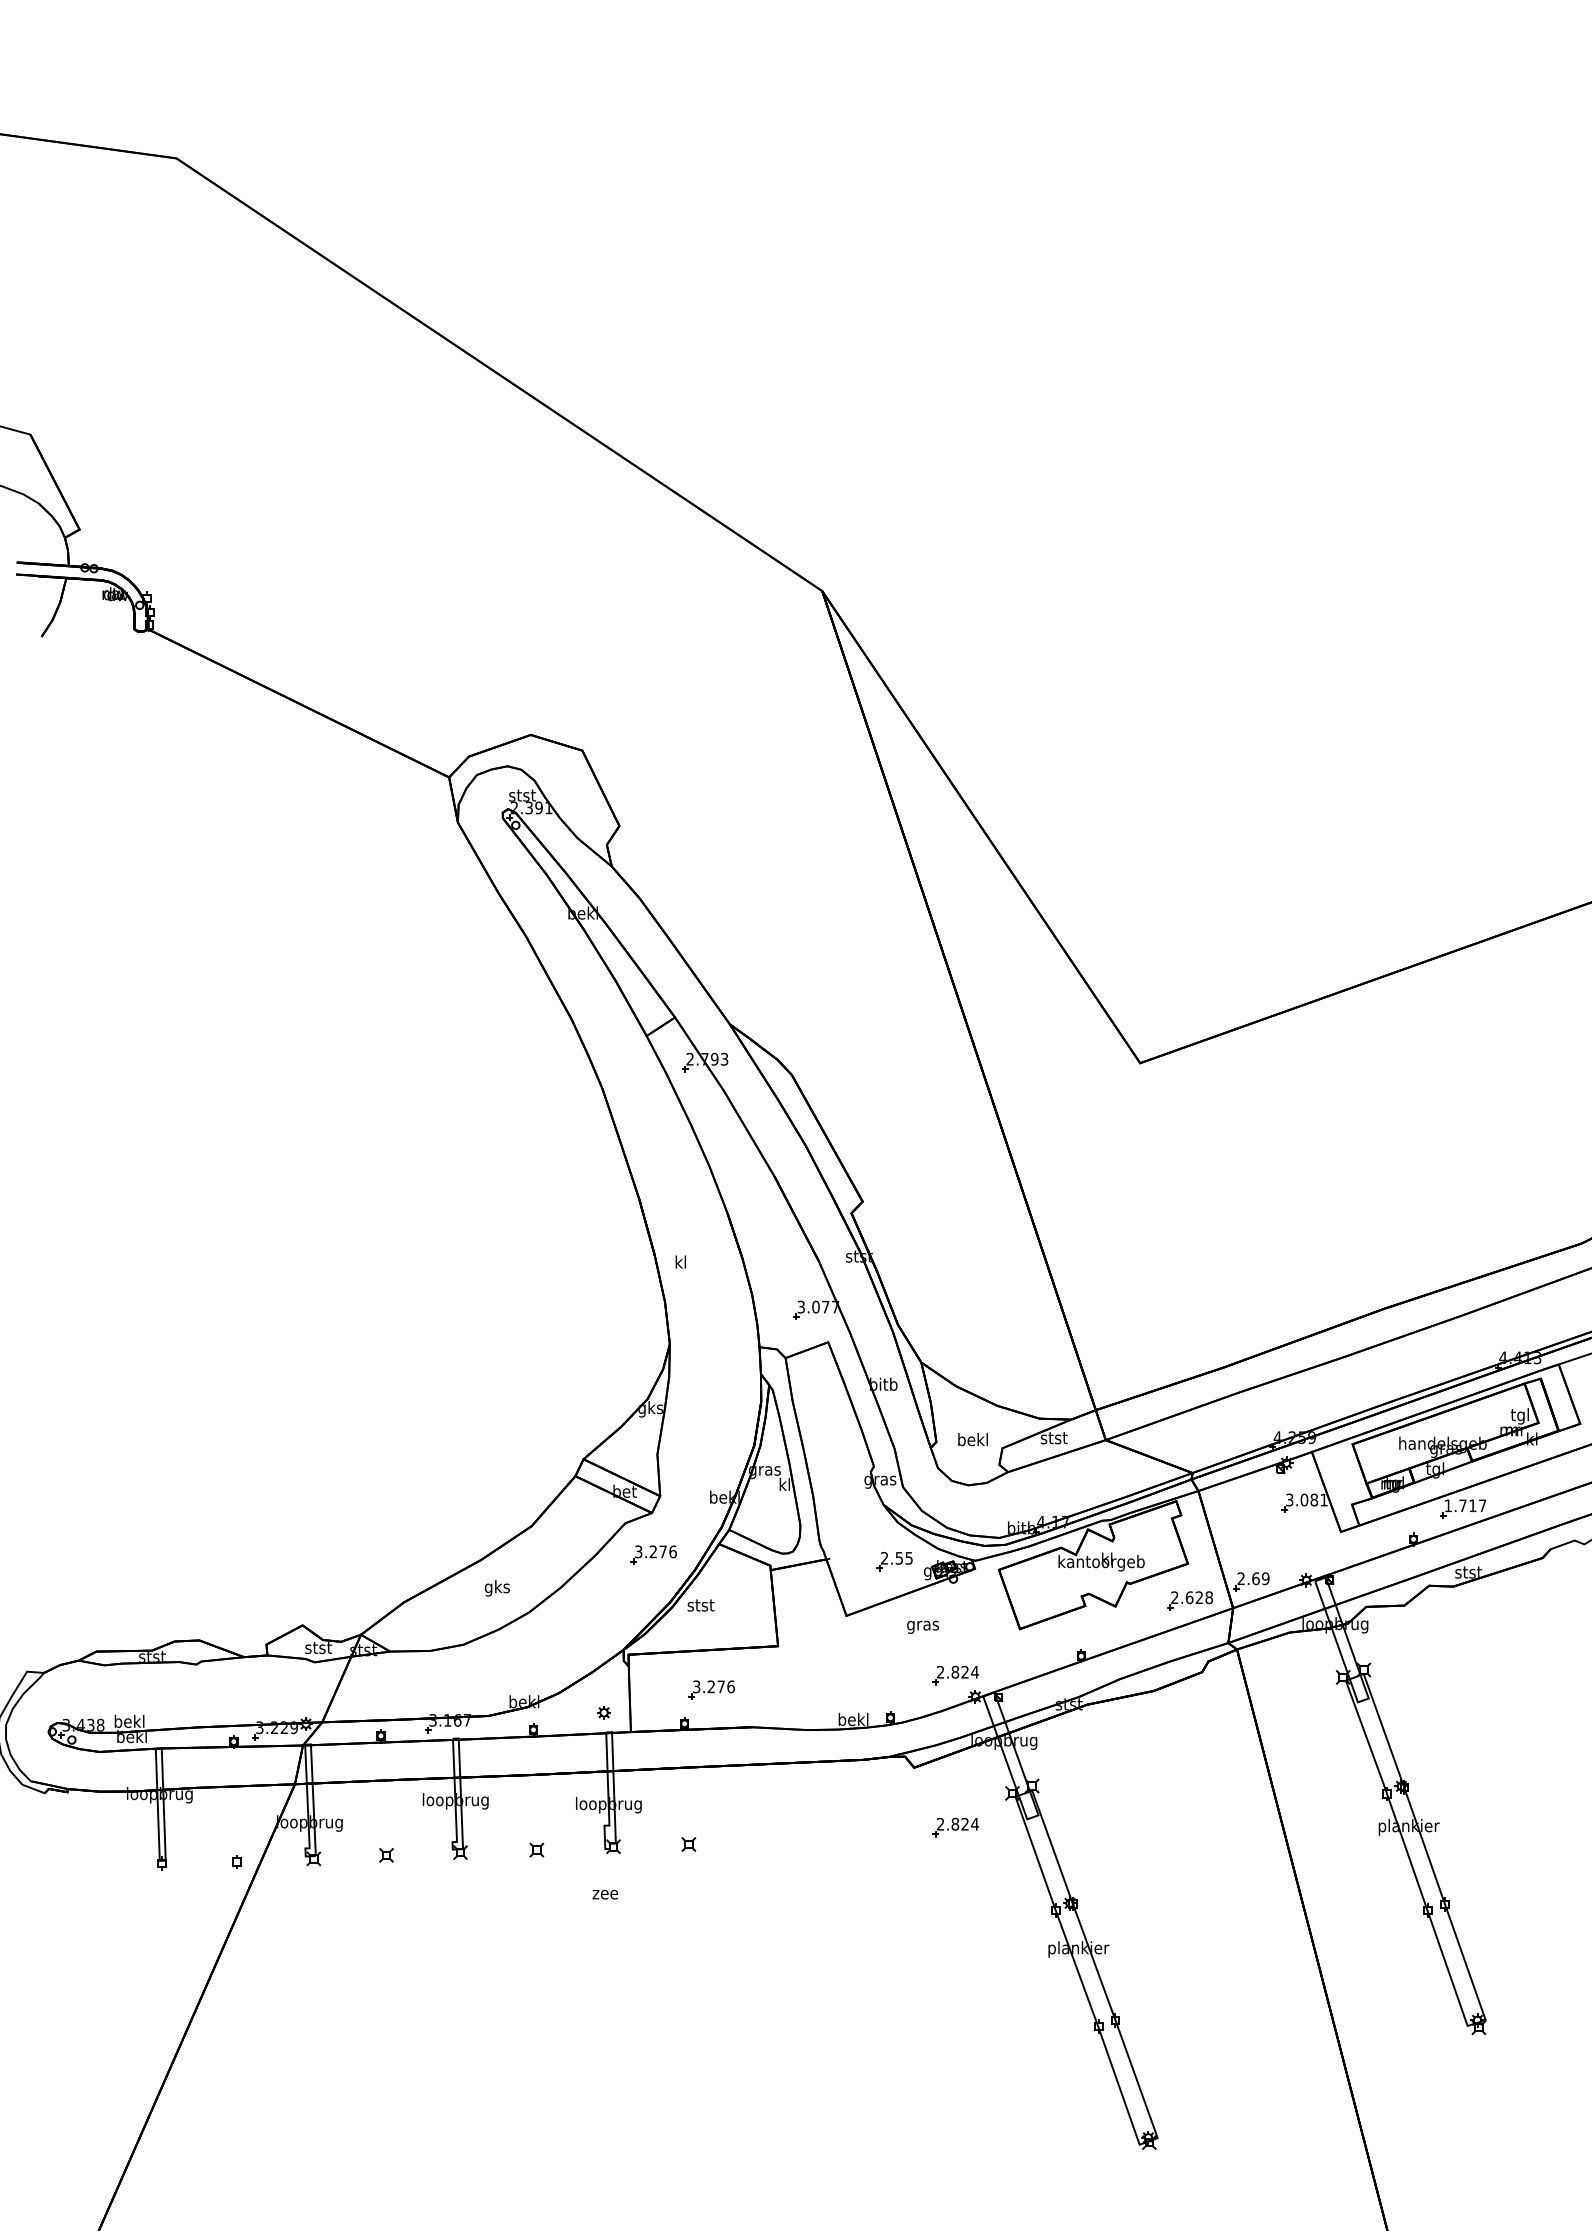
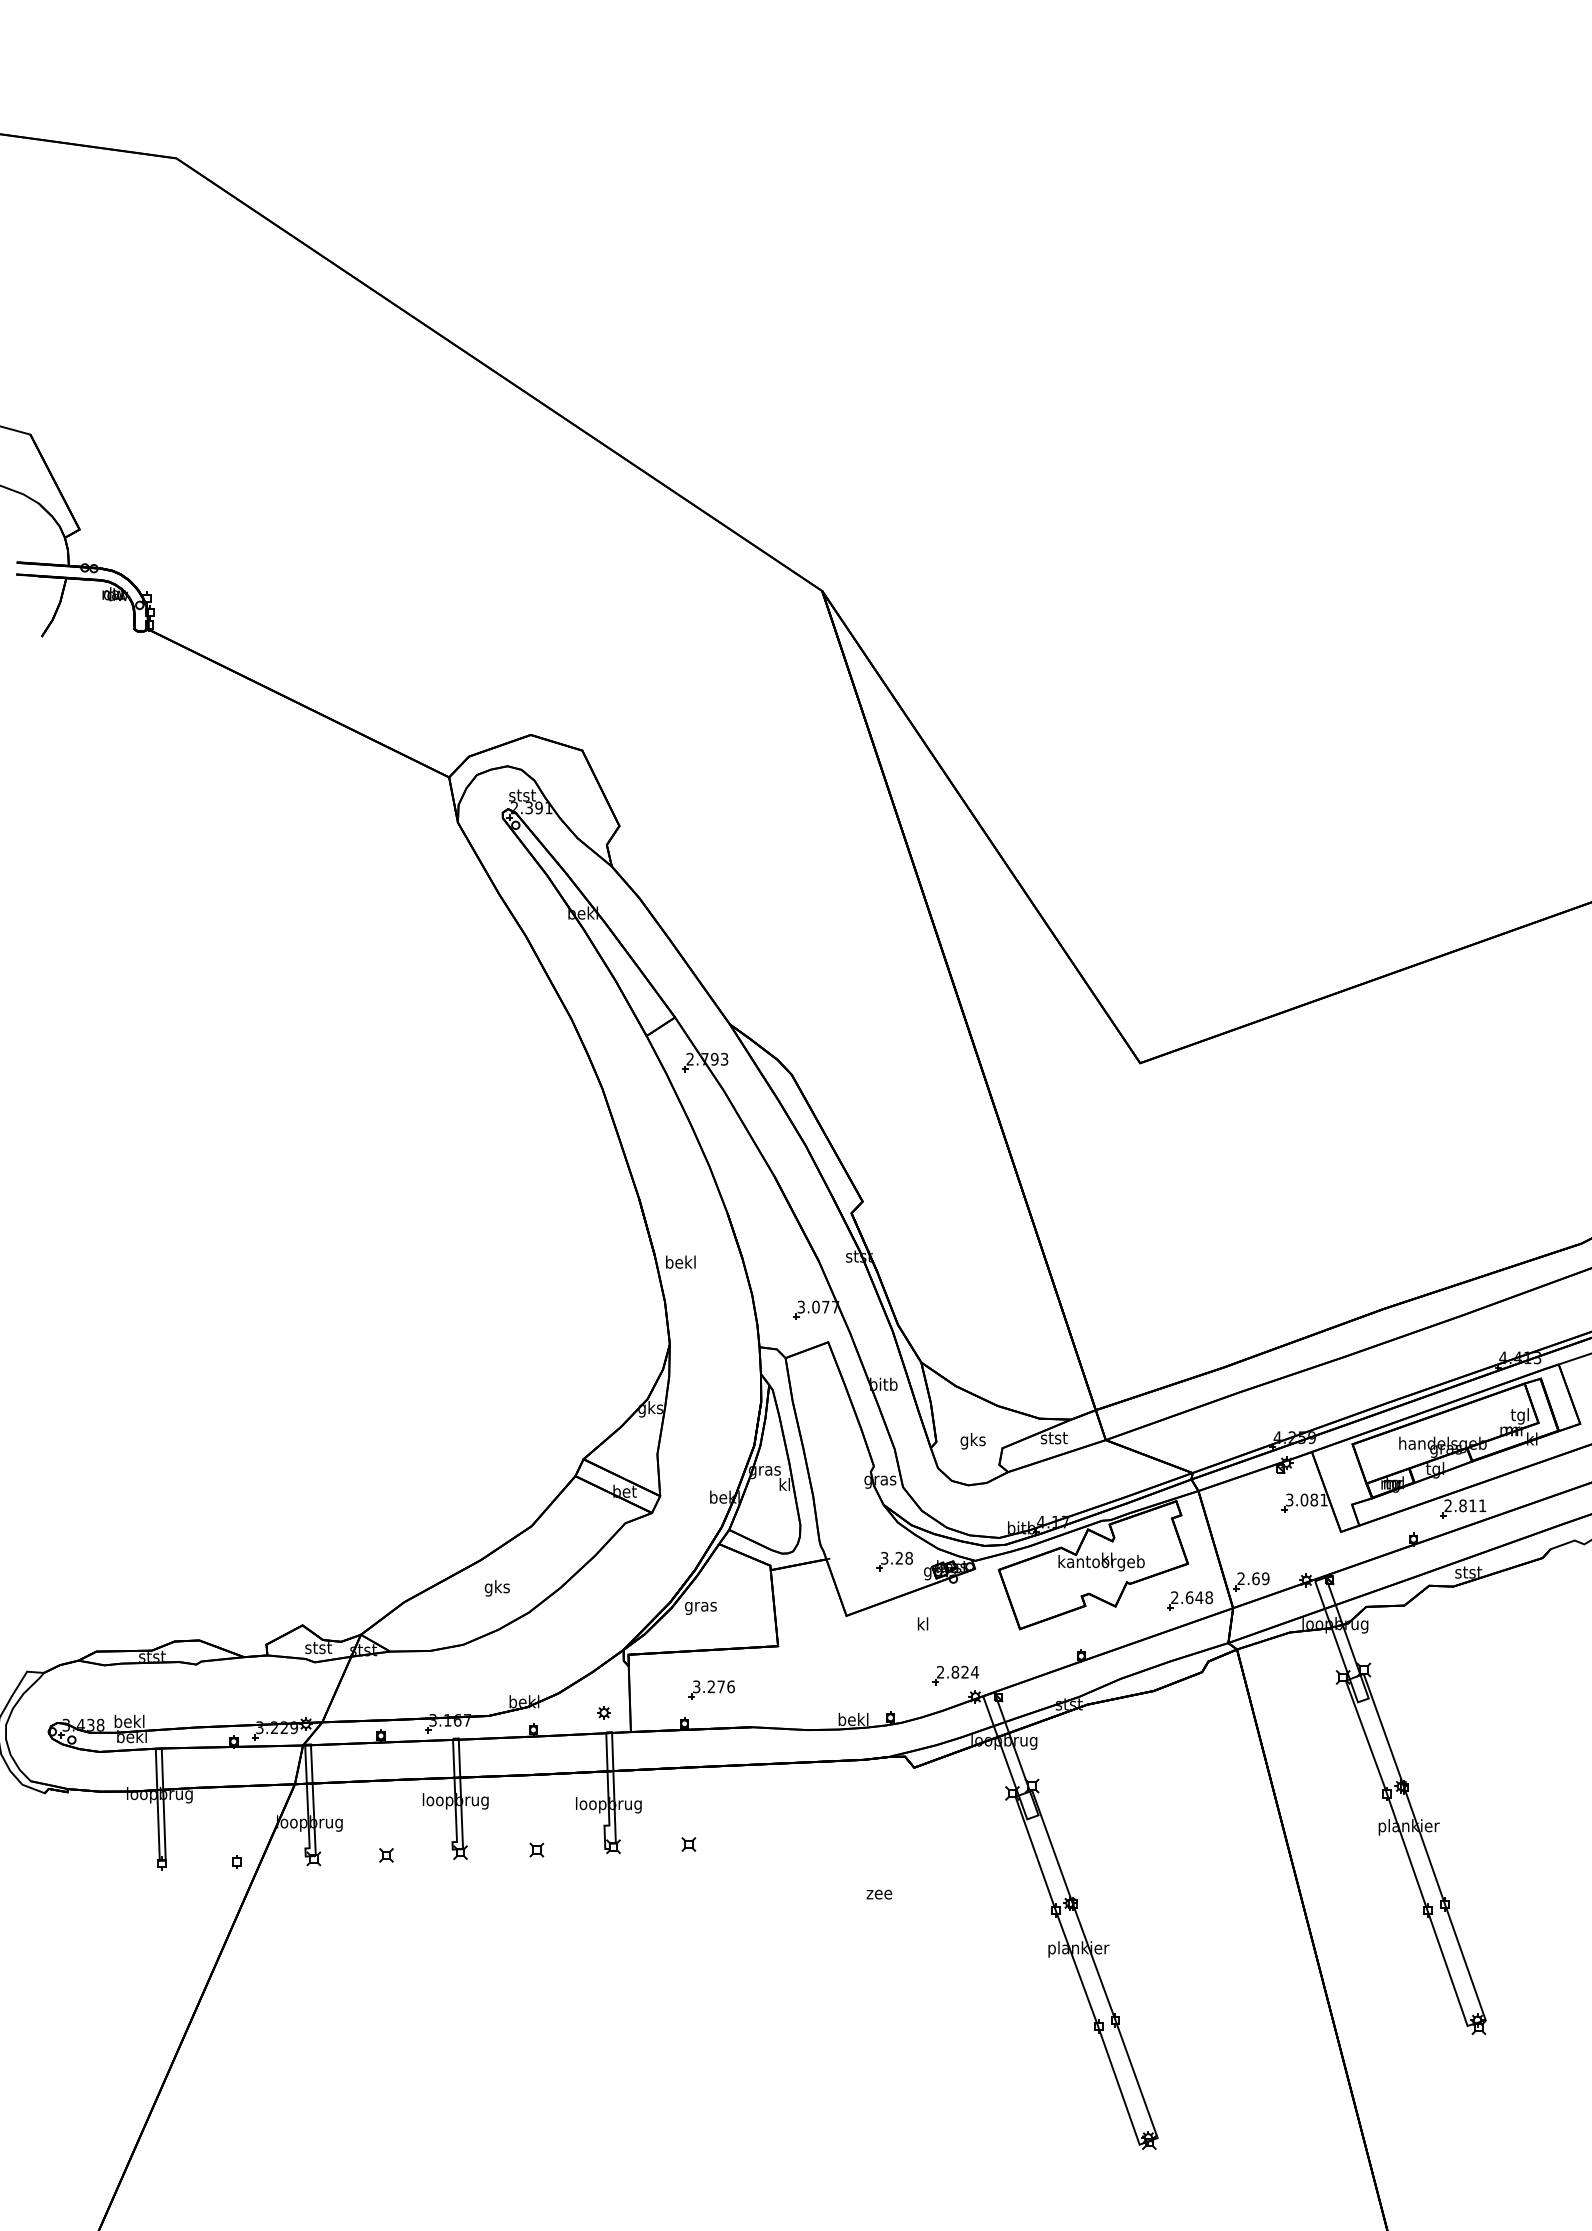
text: kl -> bekl (680, 1261)
text: bekl -> gks (972, 1441)
text: 1.717 -> 2.811 (1465, 1505)
part: present -> none (653, 1554)
text: 2.55 -> 3.28 (896, 1557)
text: 2.628 -> 2.648 (1199, 1597)
text: stst -> gras (700, 1606)
text: gras -> kl (922, 1625)
part: present -> none (955, 1827)
text position: (605, 1894) -> (879, 1894) (879, 1894)
